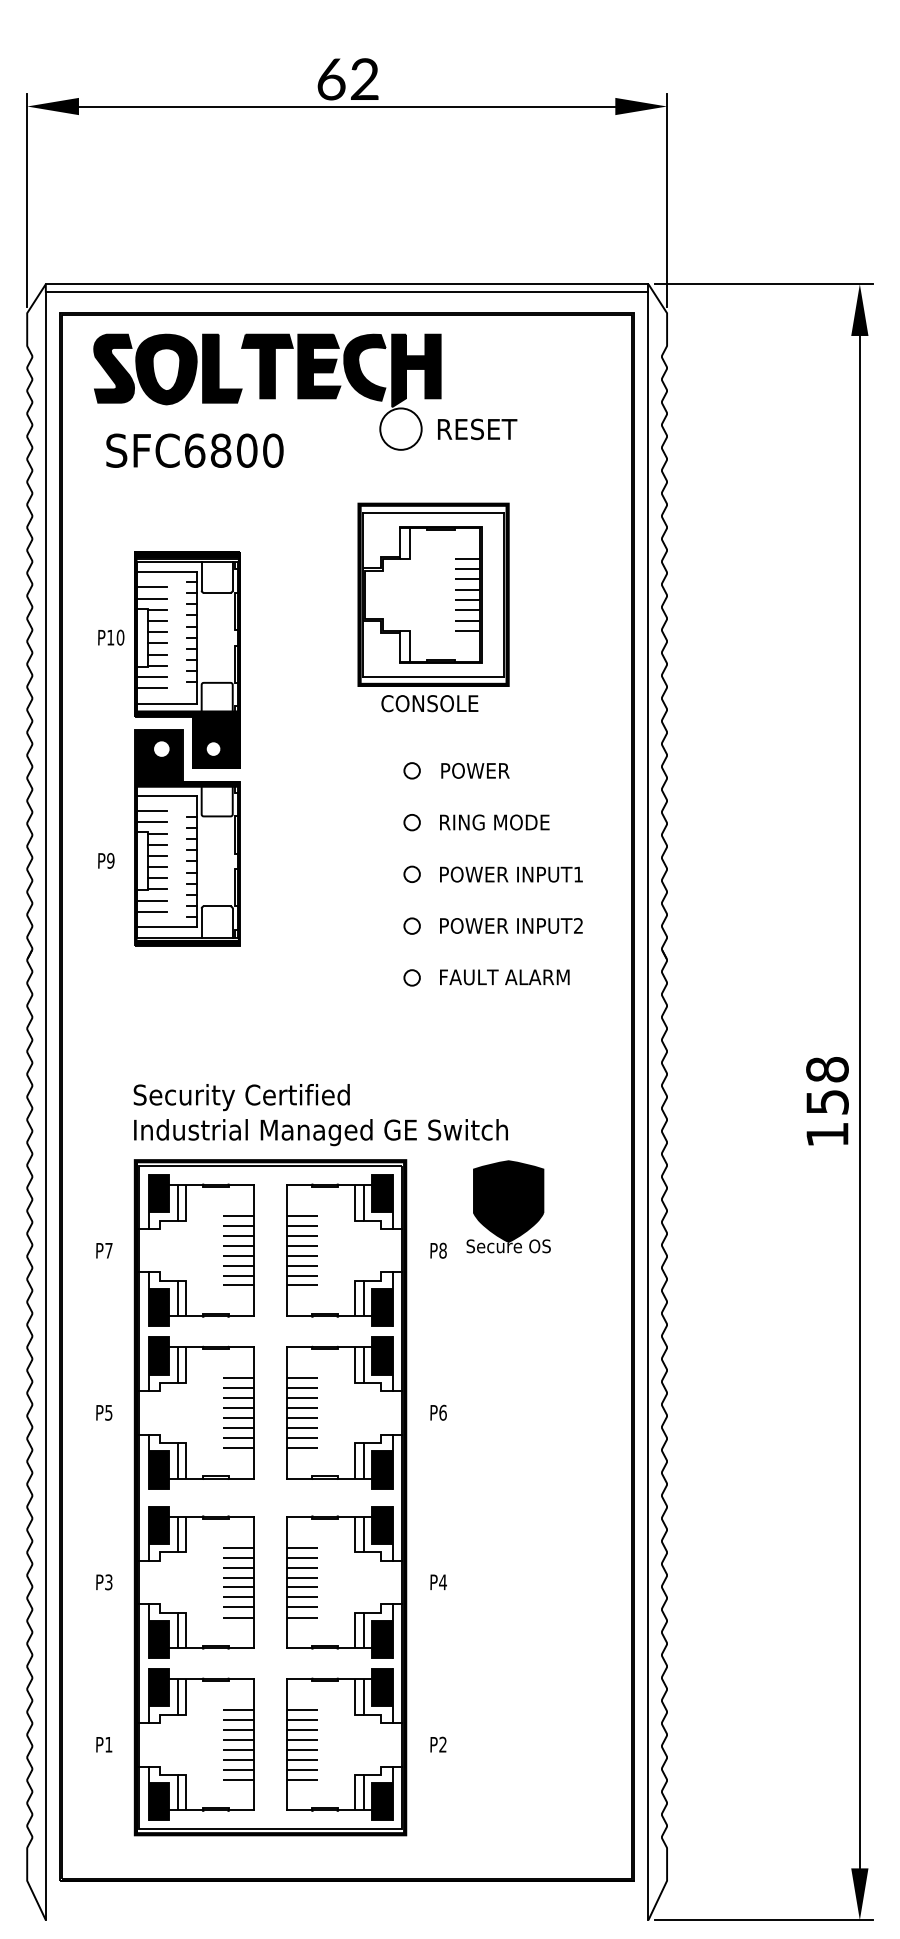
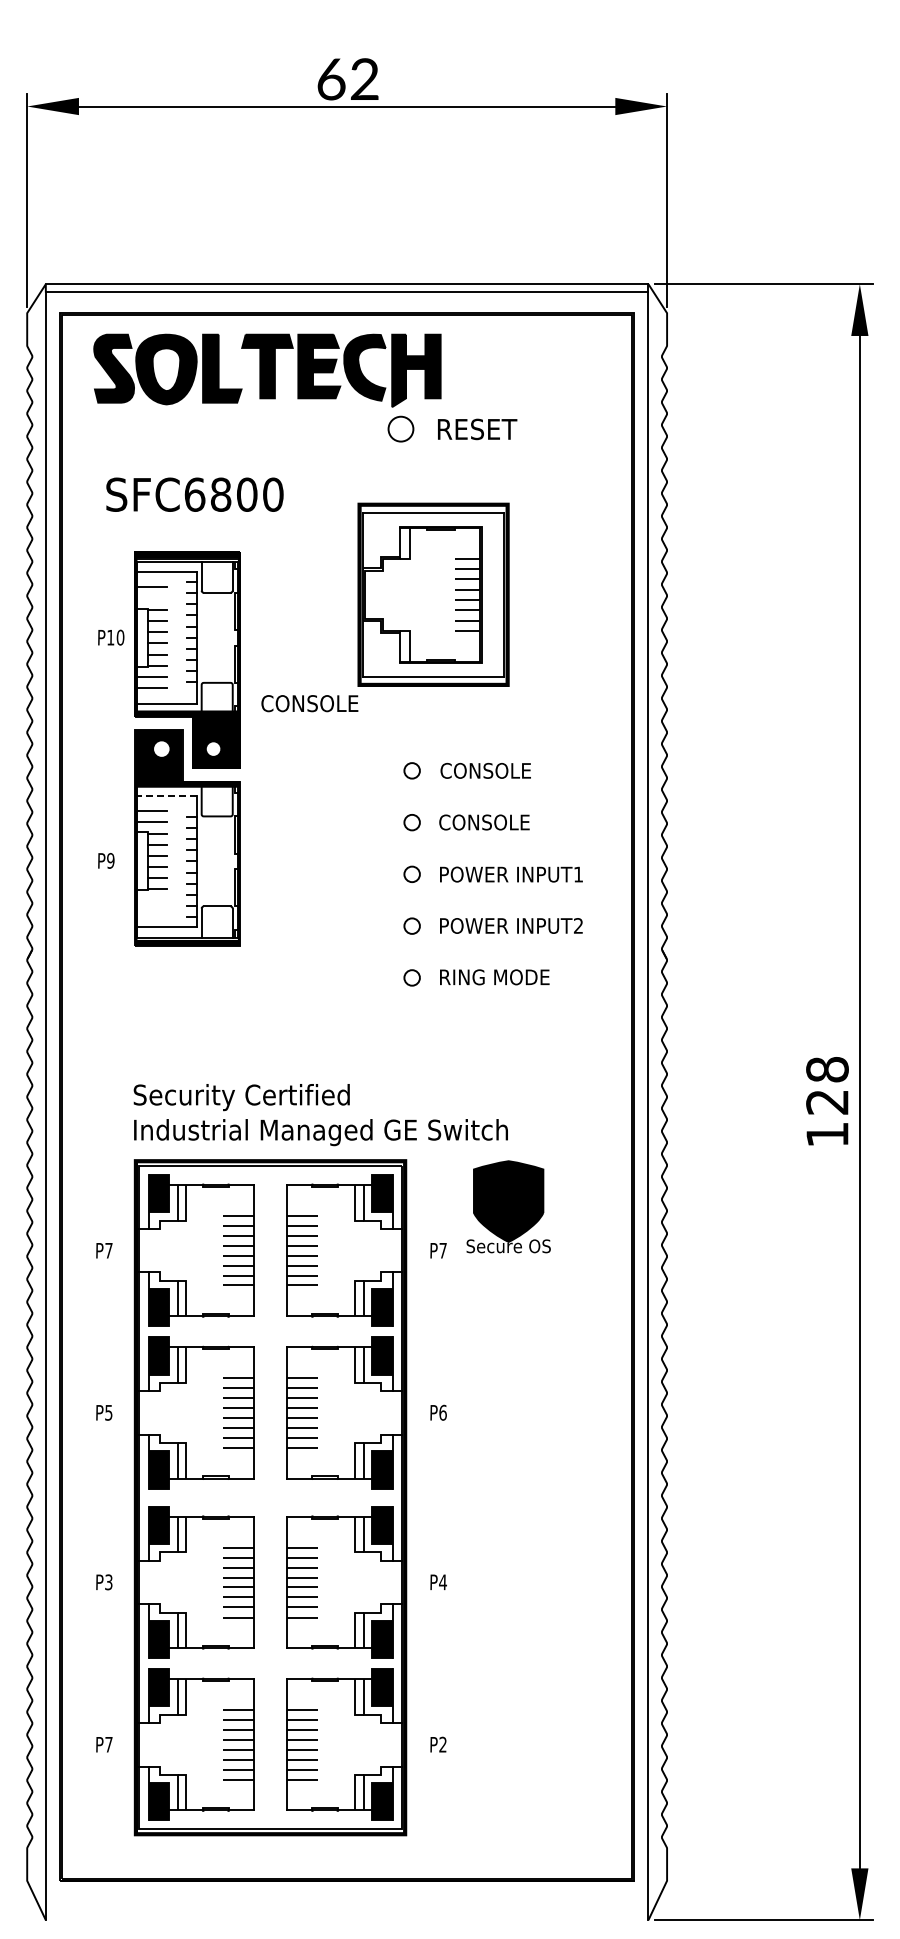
circle diameter: 41 px -> 25 px (400, 428)
text position: (194, 450) -> (194, 494) (194, 494)
line: present -> none (151, 598)
text position: (429, 703) -> (309, 703) (309, 703)
text: POWER -> CONSOLE (485, 770)
line: solid -> dashed (166, 795)
text: RING MODE -> CONSOLE (494, 822)
line: present -> none (151, 900)
line: present -> none (151, 911)
text: FAULT ALARM -> RING MODE (505, 977)
text: 158 -> 128 (827, 1102)
text: P8 -> P7 (442, 1250)
text: P1 -> P7 (108, 1744)
